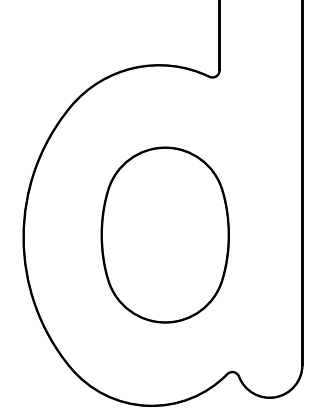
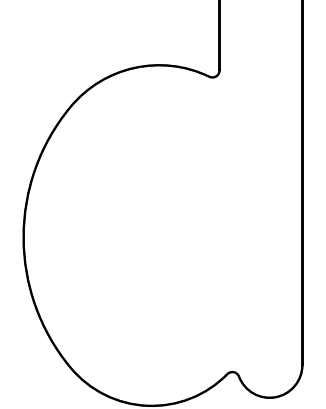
part: present -> none (164, 234)
